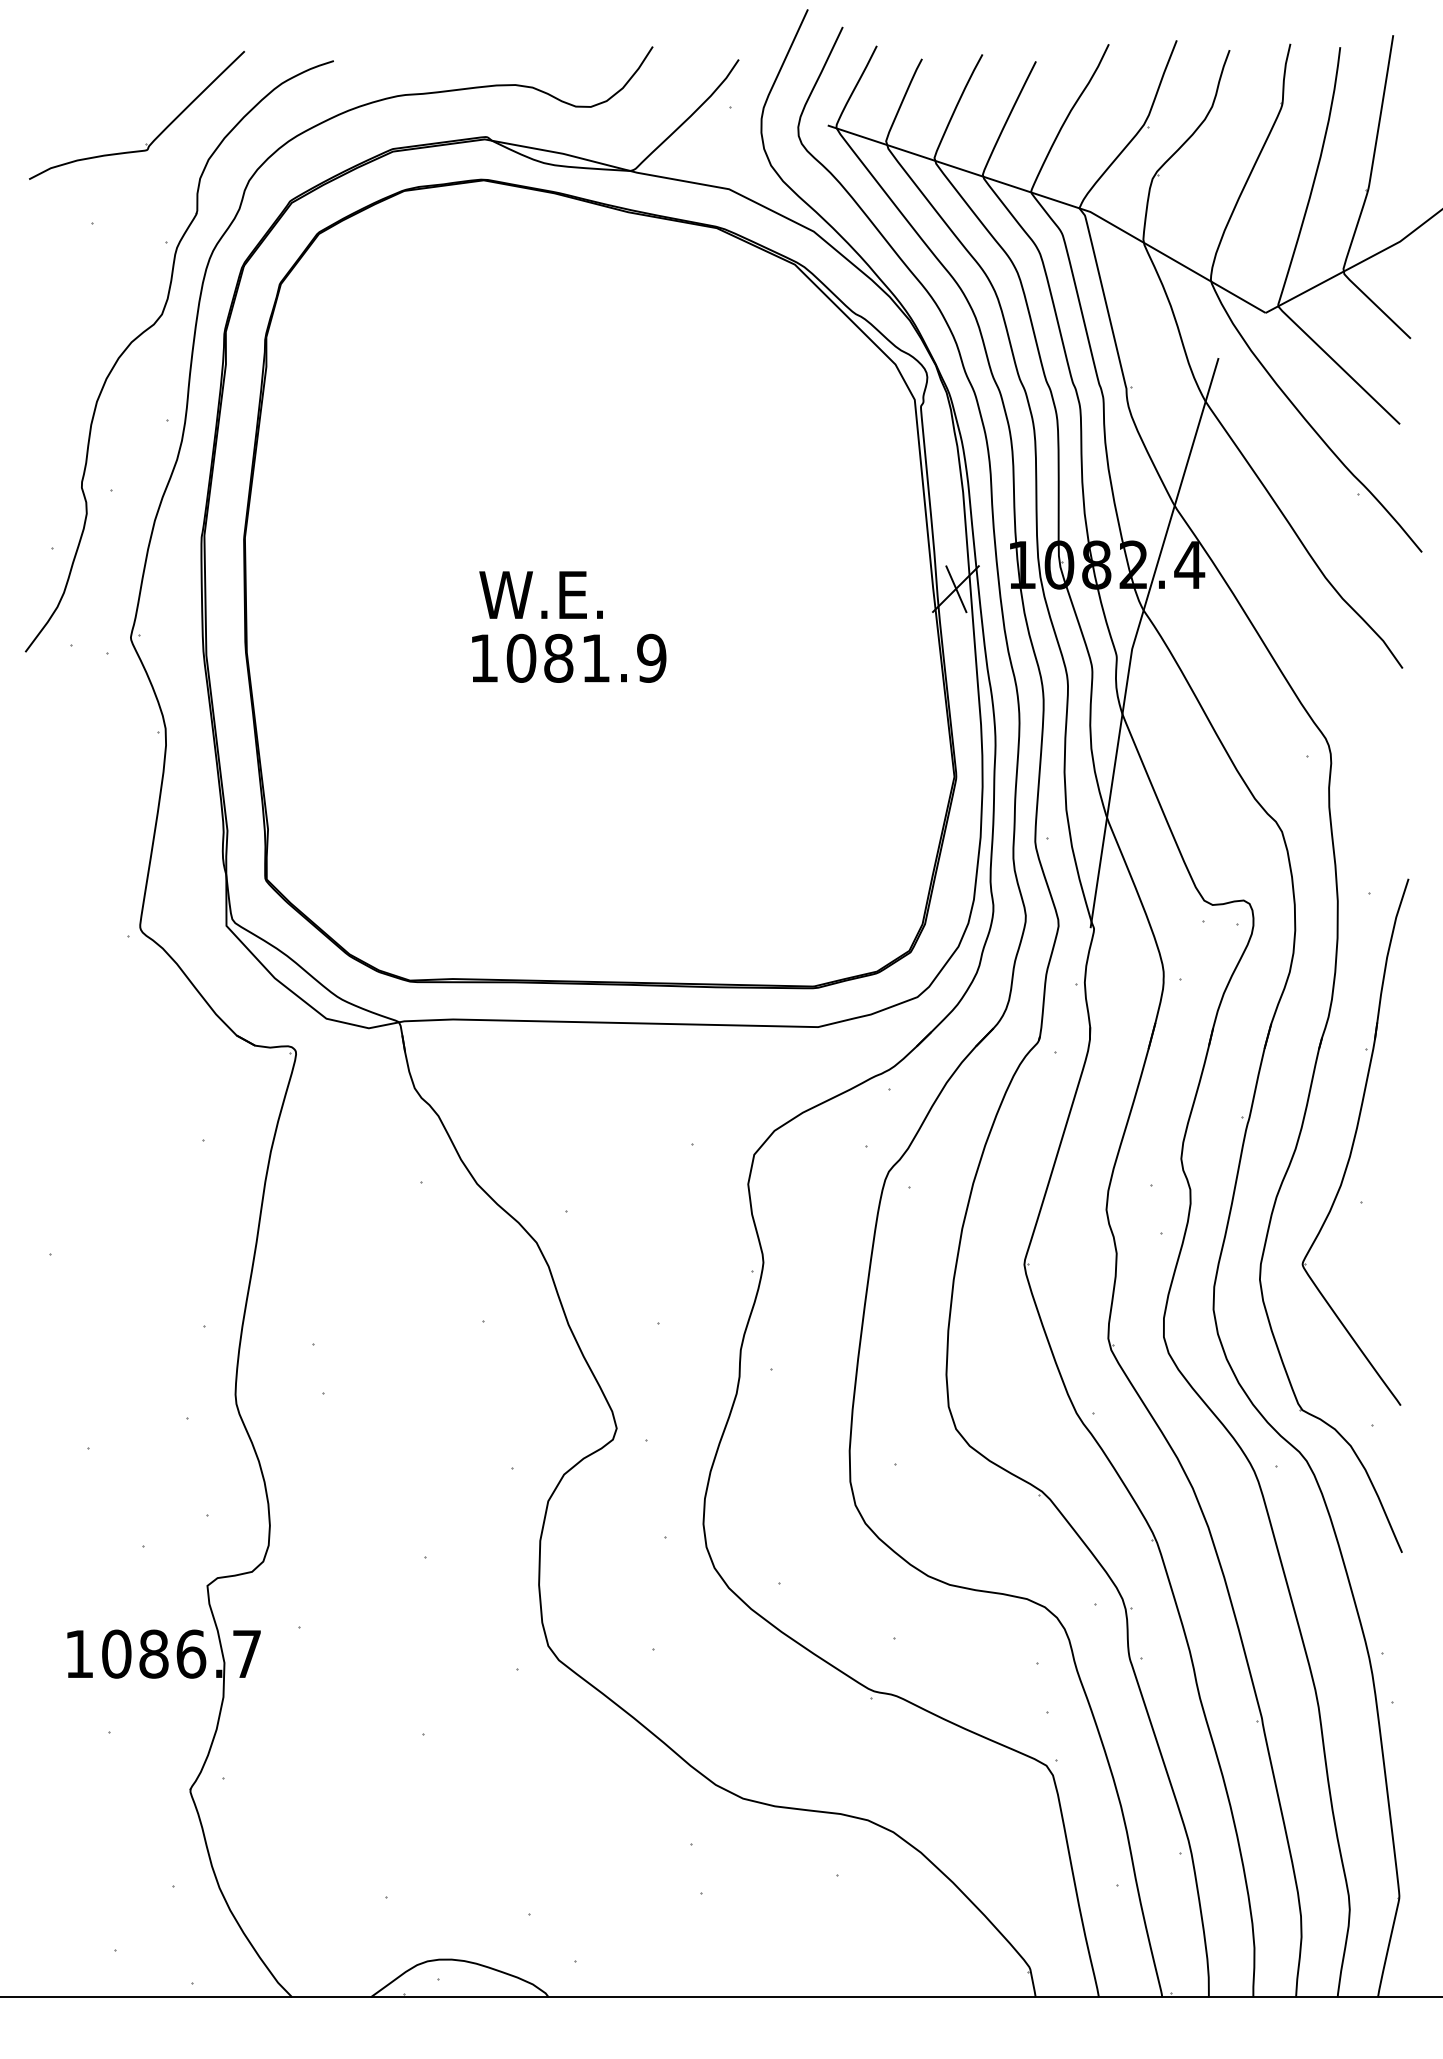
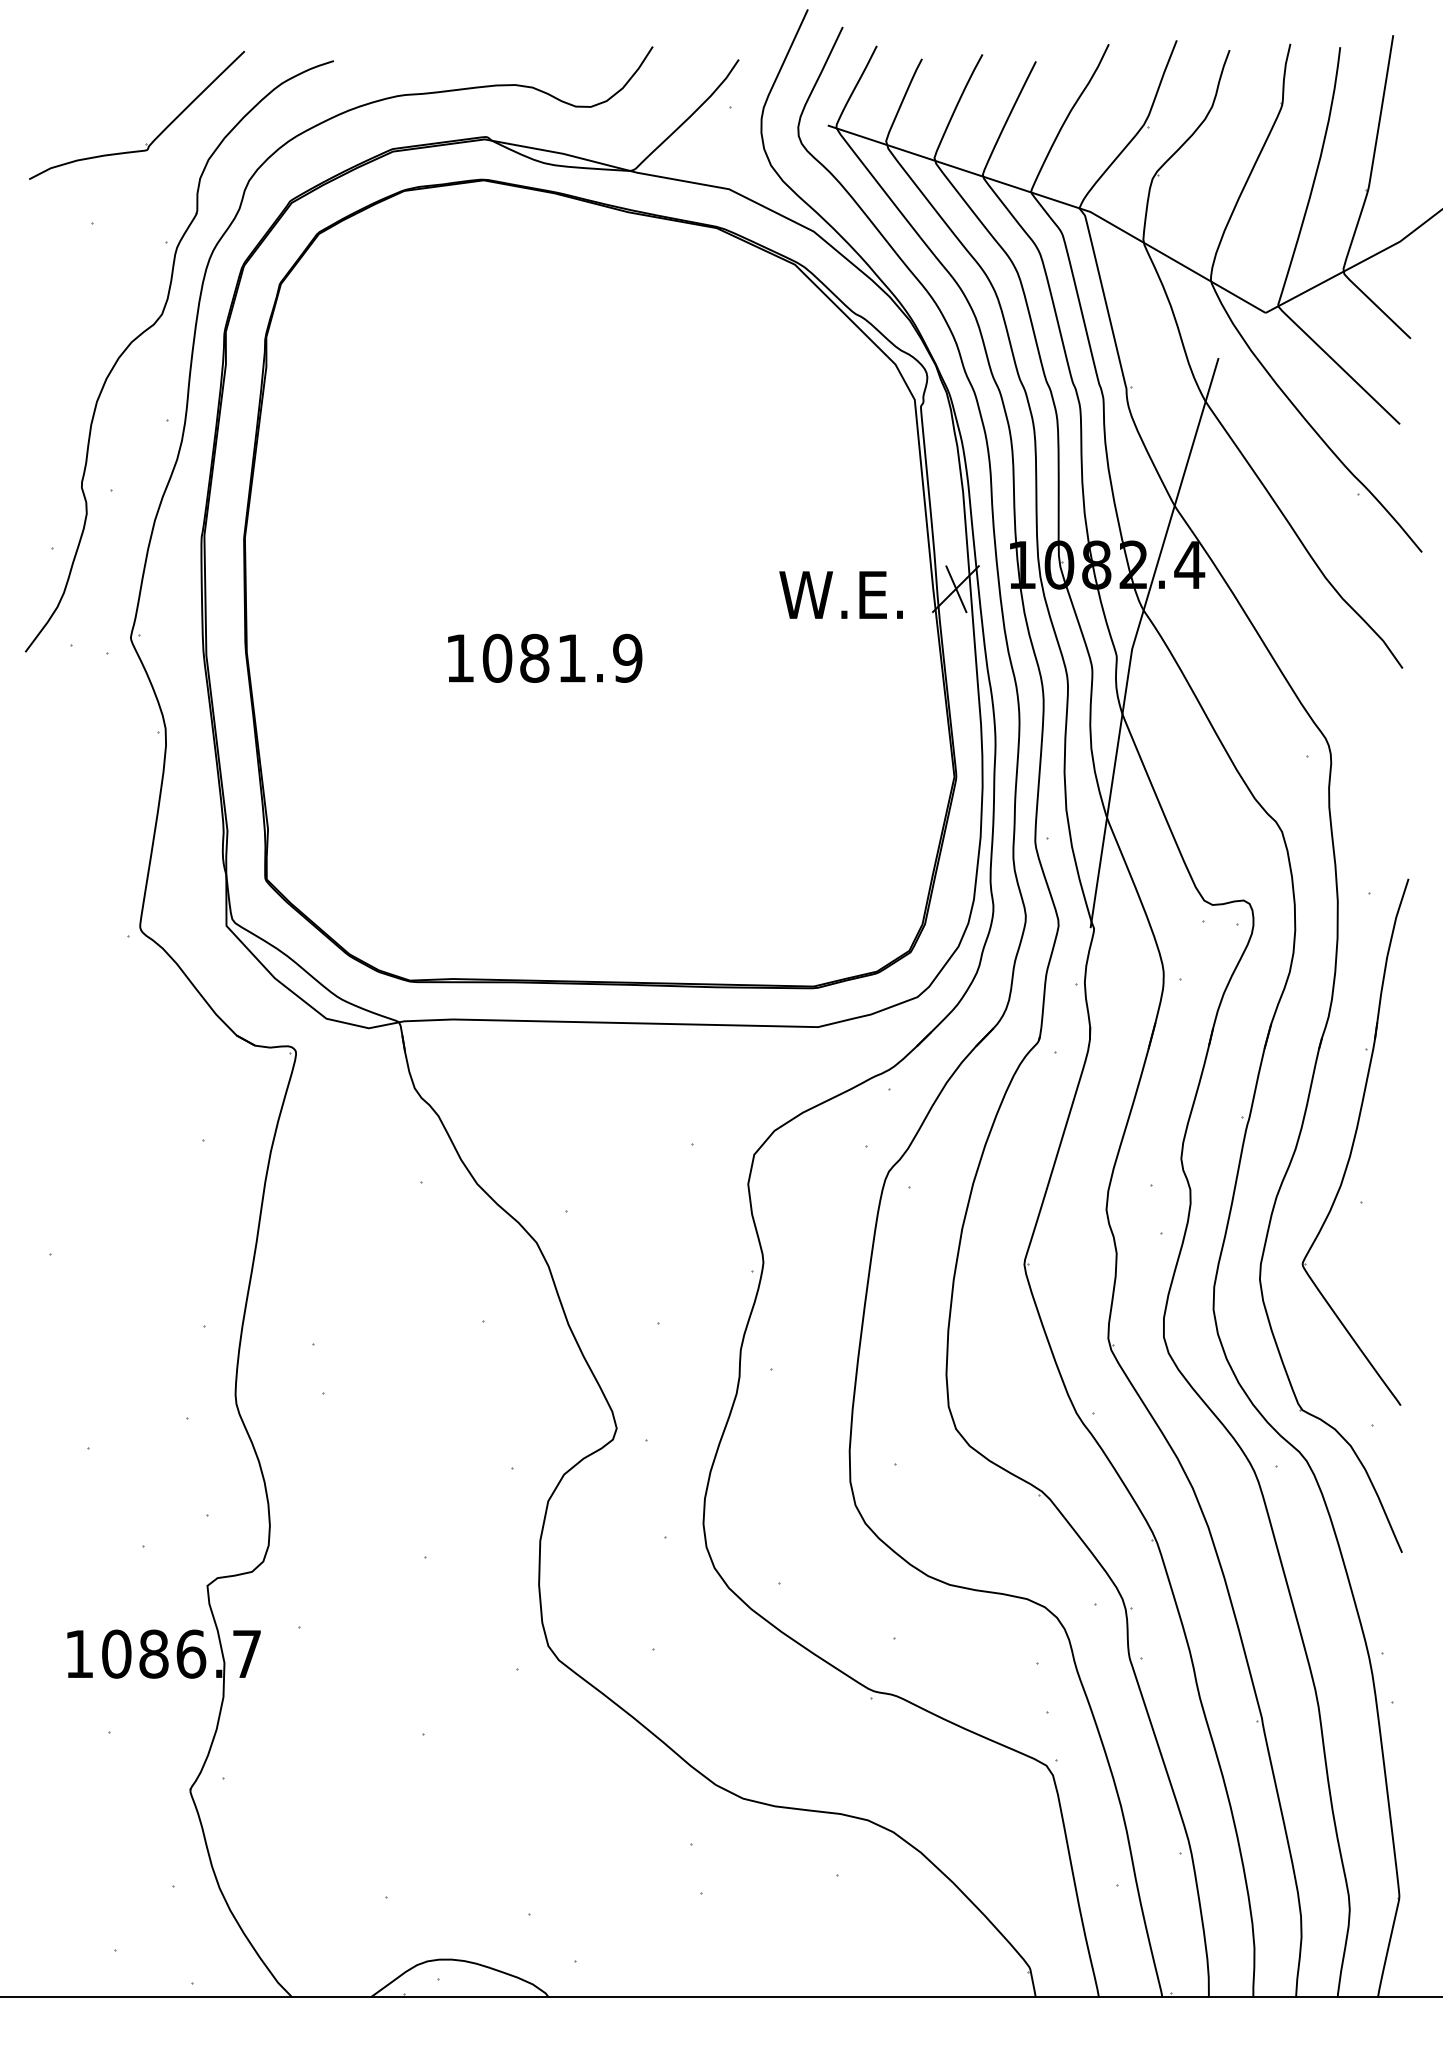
text position: (540, 594) -> (840, 594) (840, 594)
text position: (569, 657) -> (545, 657) (545, 657)
